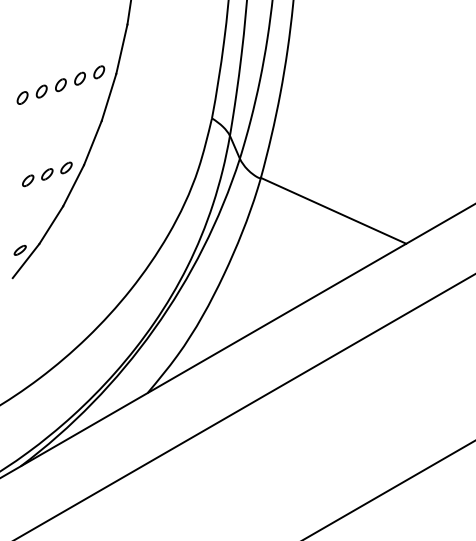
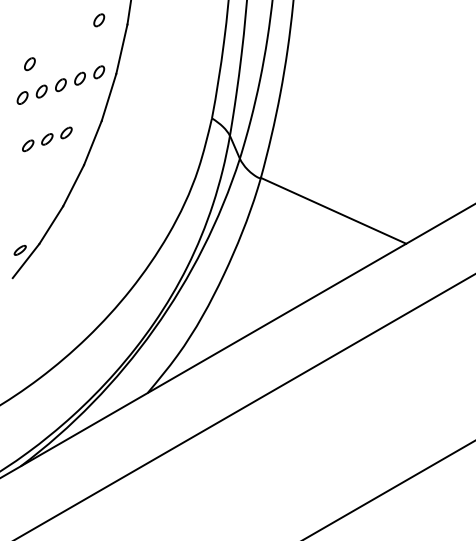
part: none -> present (99, 20)
part: none -> present (29, 64)
part position: (47, 174) -> (47, 139) (47, 139)
